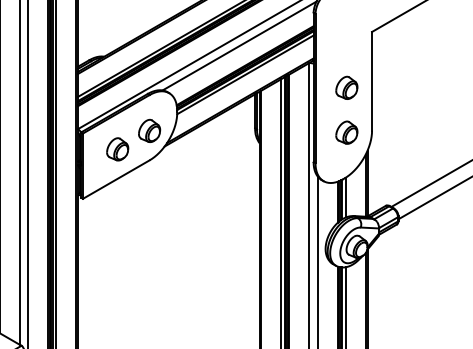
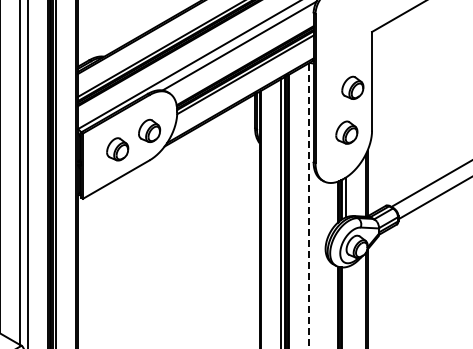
part position: (346, 87) -> (352, 87) (352, 87)
line: solid -> dashed (309, 206)
line: present -> none (318, 260)
line: present -> none (345, 306)
